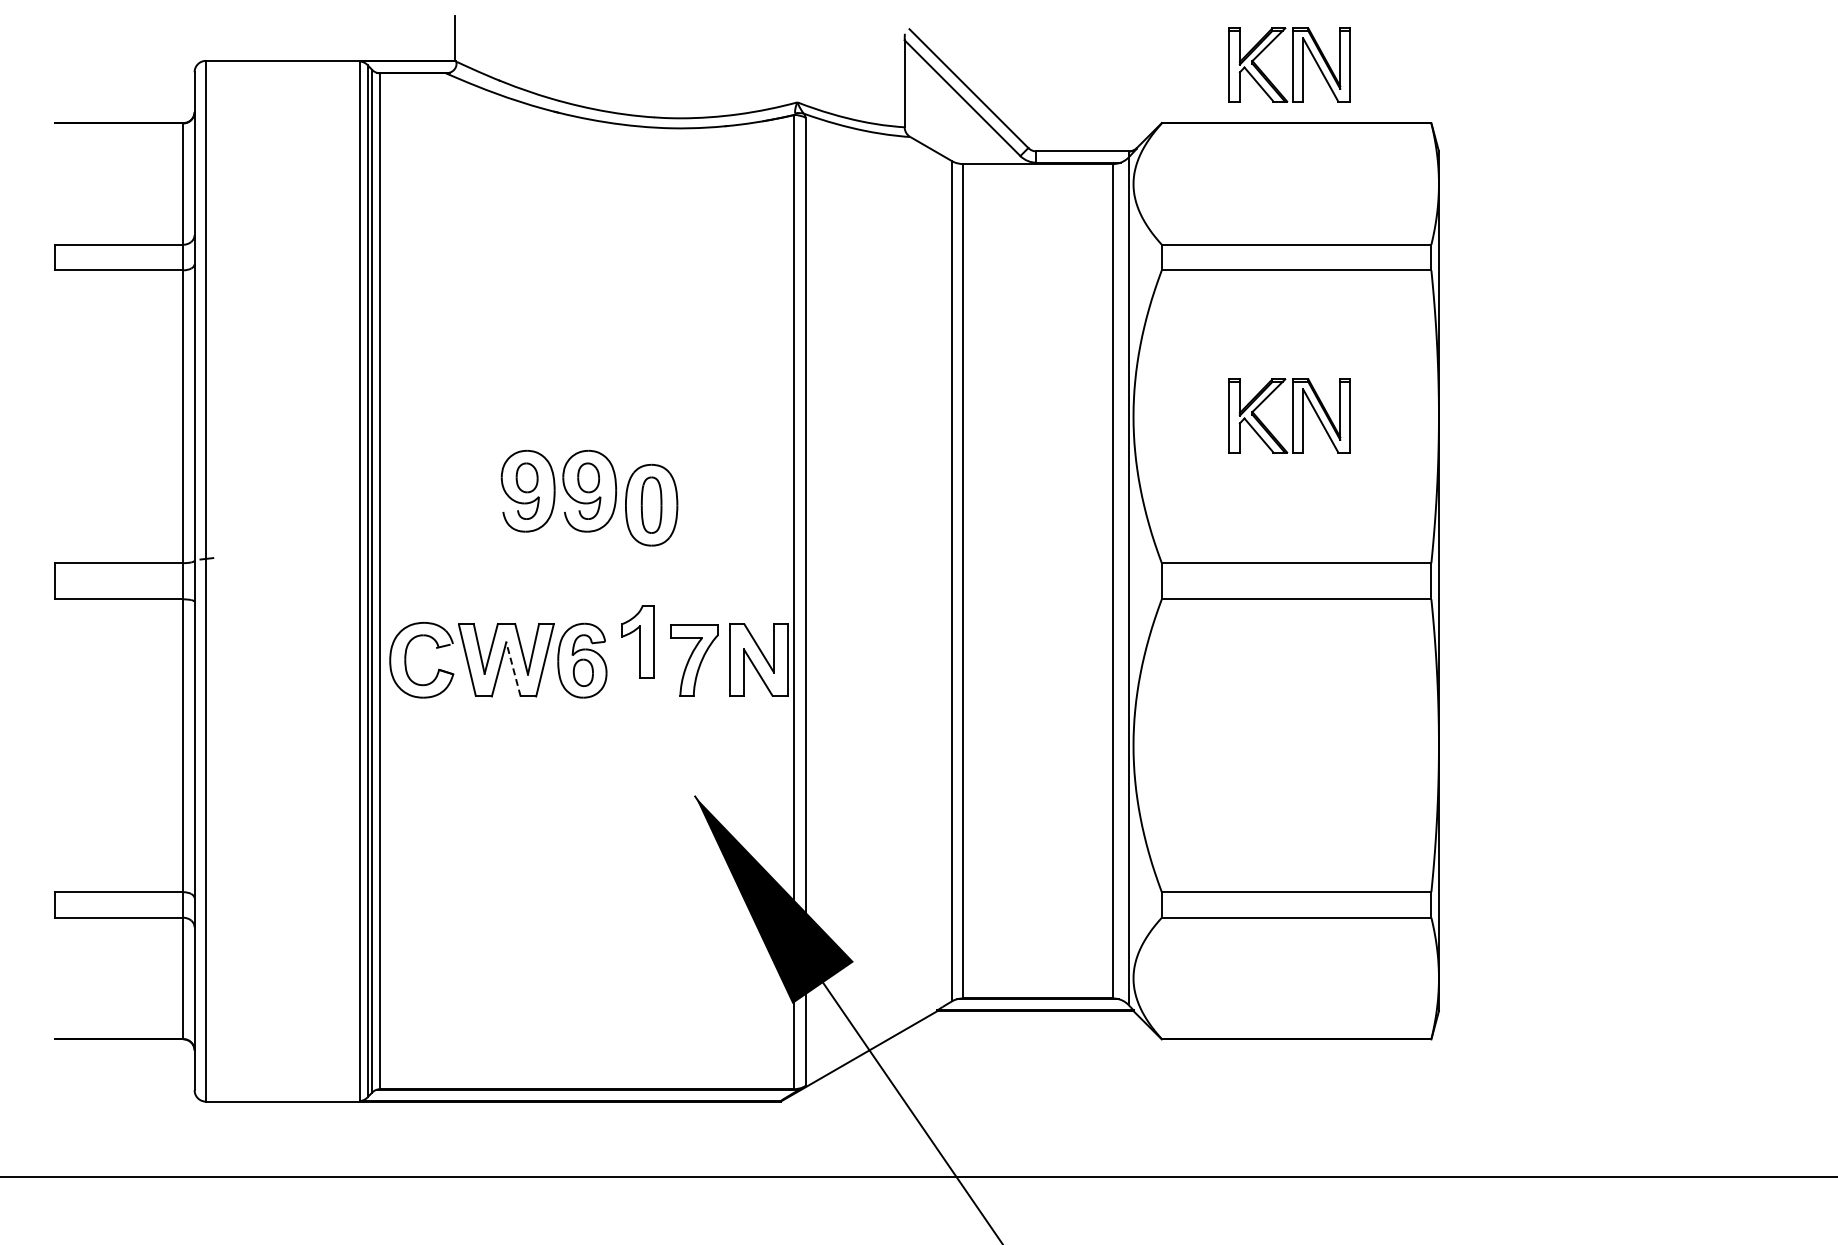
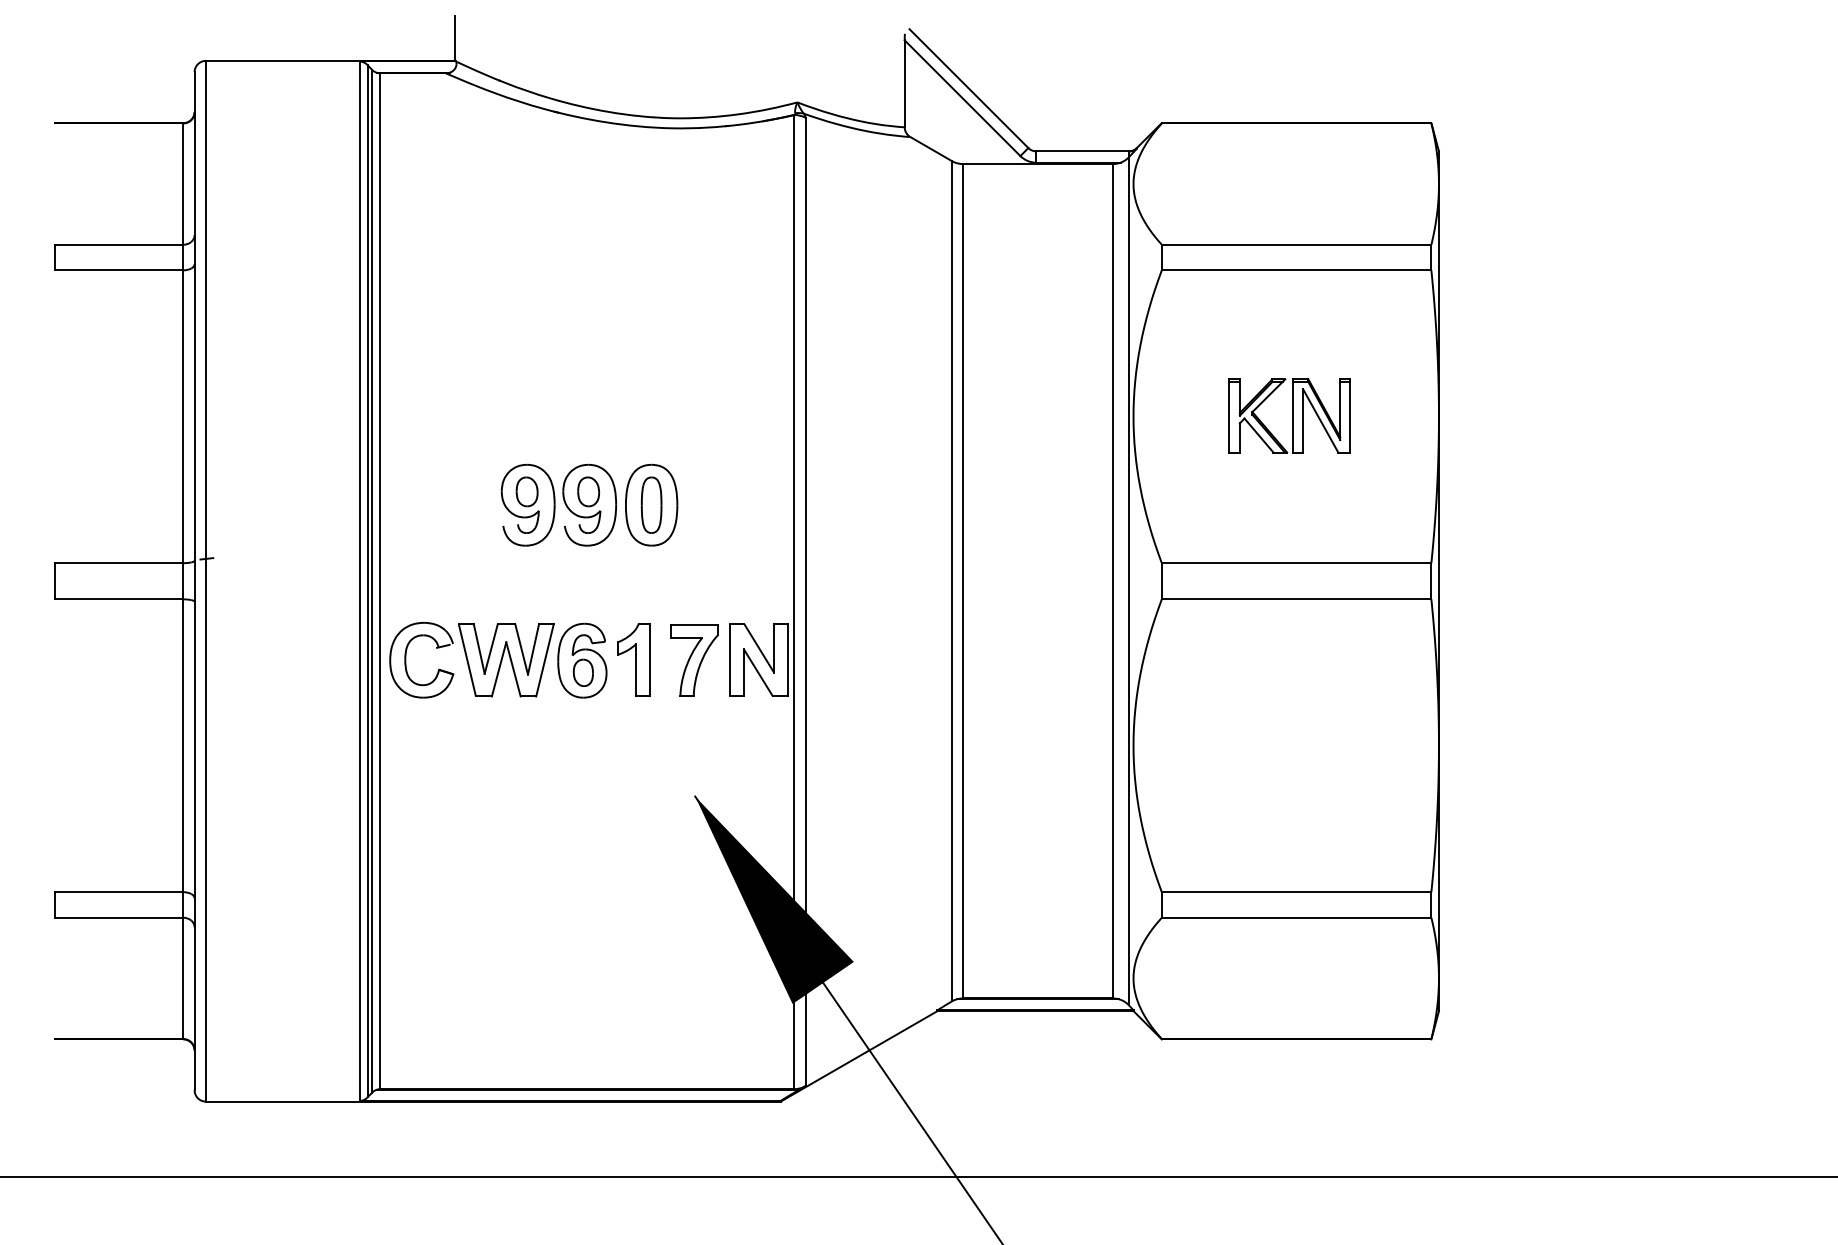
part: present -> none (1289, 64)
part position: (558, 491) -> (558, 505) (558, 505)
part position: (637, 641) -> (633, 659) (633, 659)
line: dashed -> solid (513, 668)
